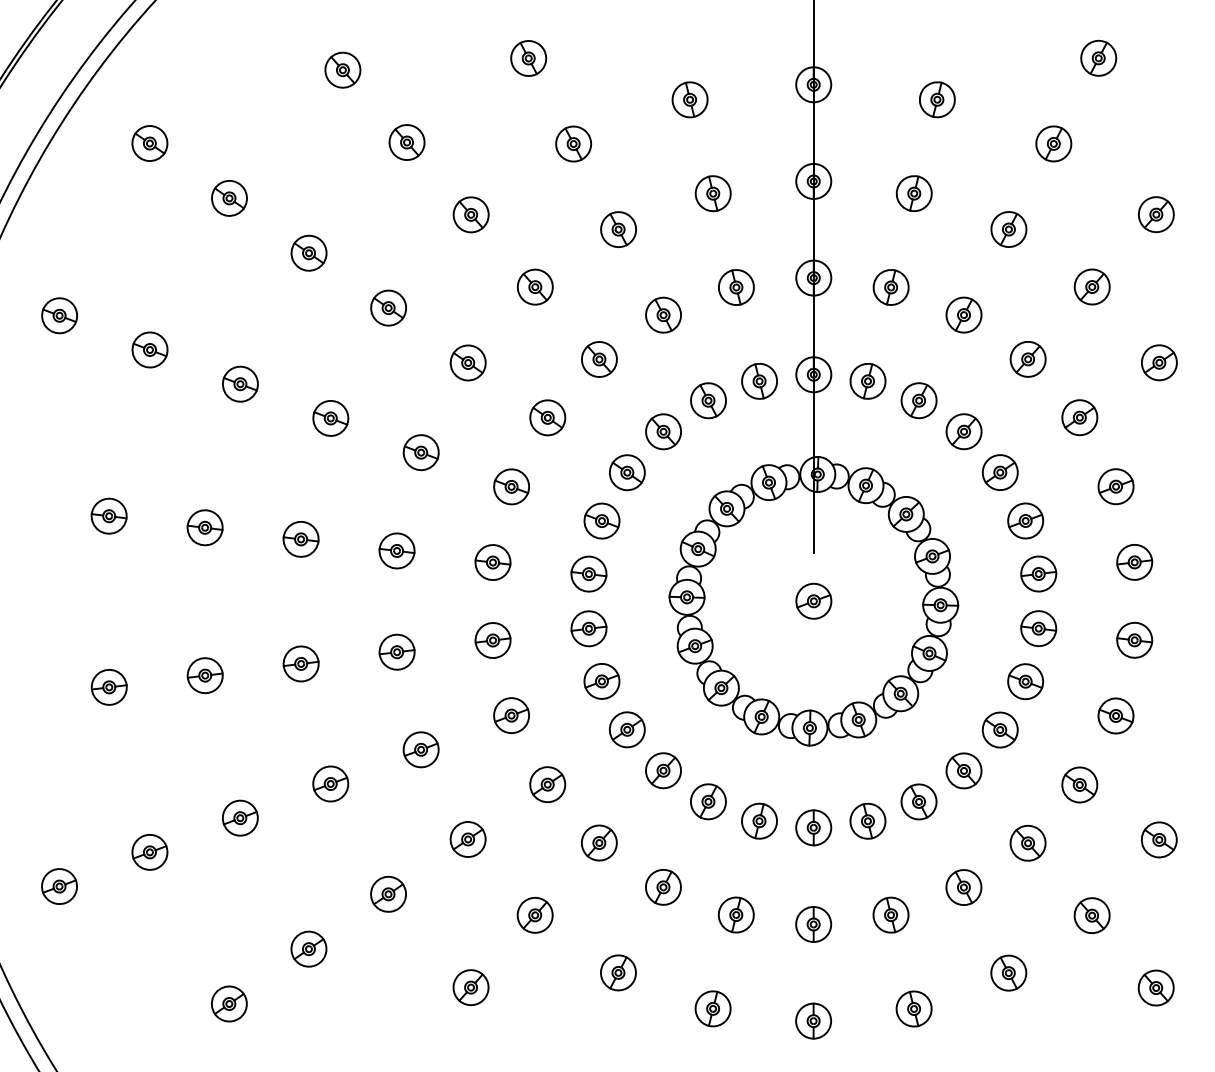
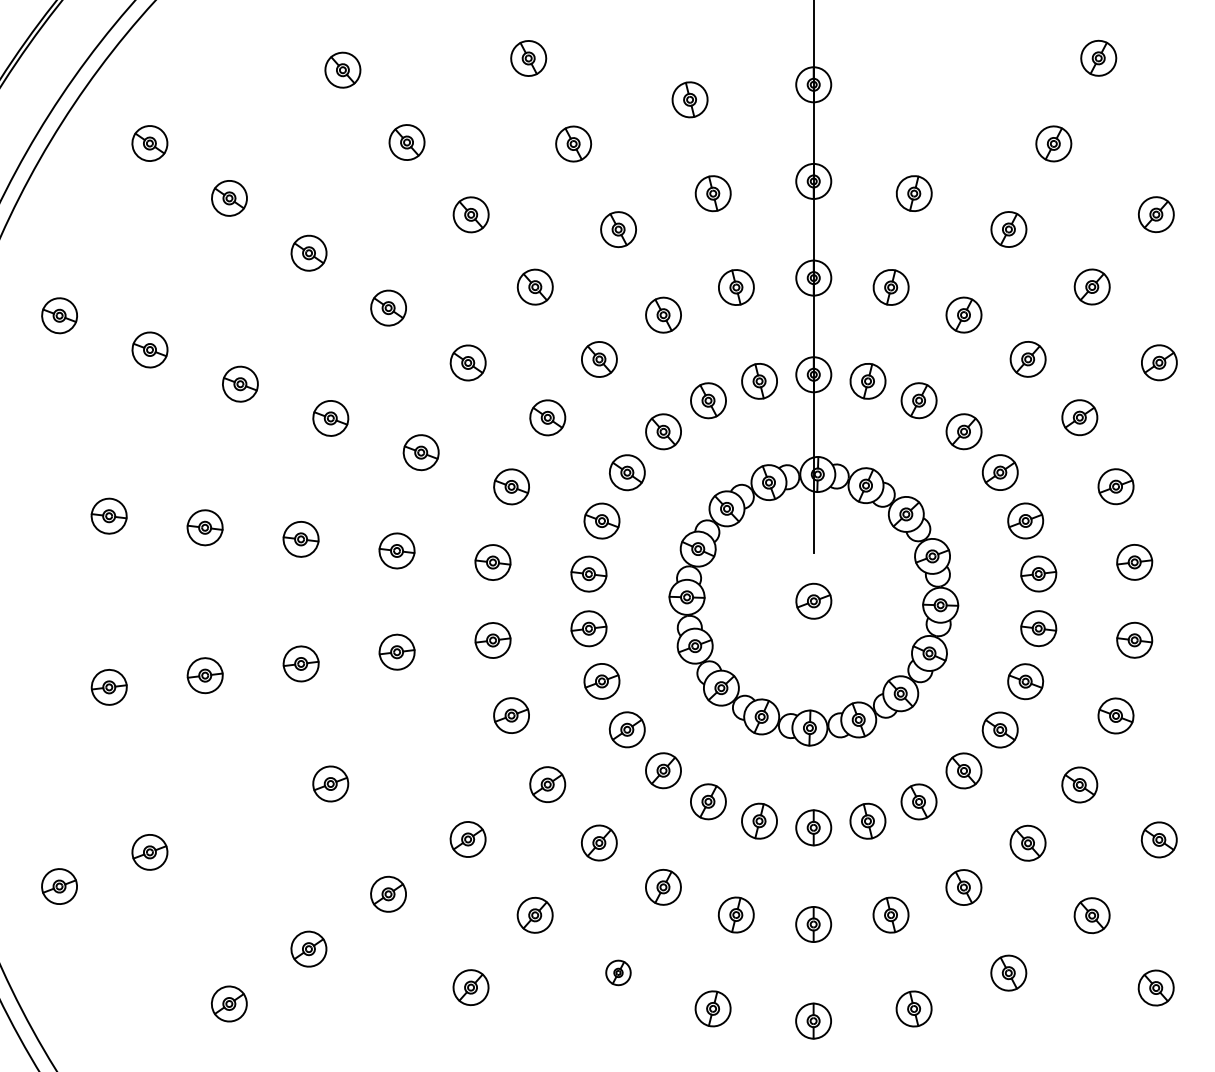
part: present -> none (937, 99)
part: present -> none (420, 749)
part: present -> none (240, 817)
part size: 37x38 px -> 27x28 px (618, 972)
